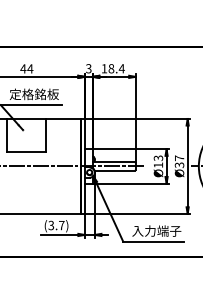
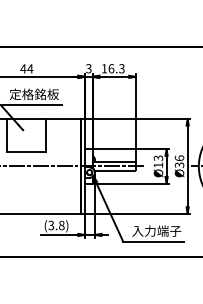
text: 18.4 -> 16.3 (116, 68)
text: Ø37 -> Ø36 (179, 158)
text: (3.7) -> (3.8) (61, 225)
